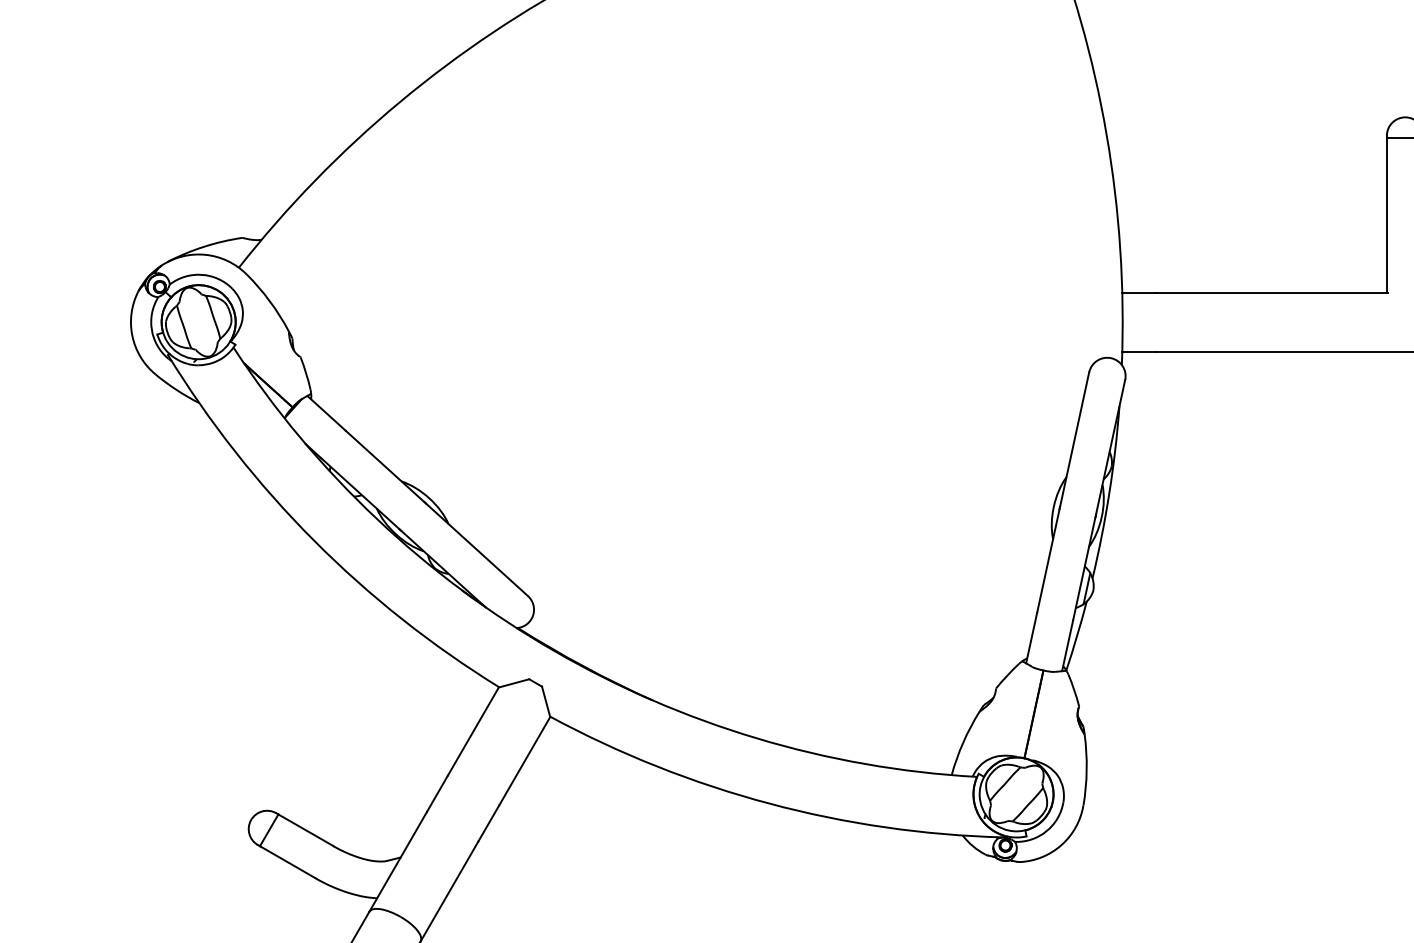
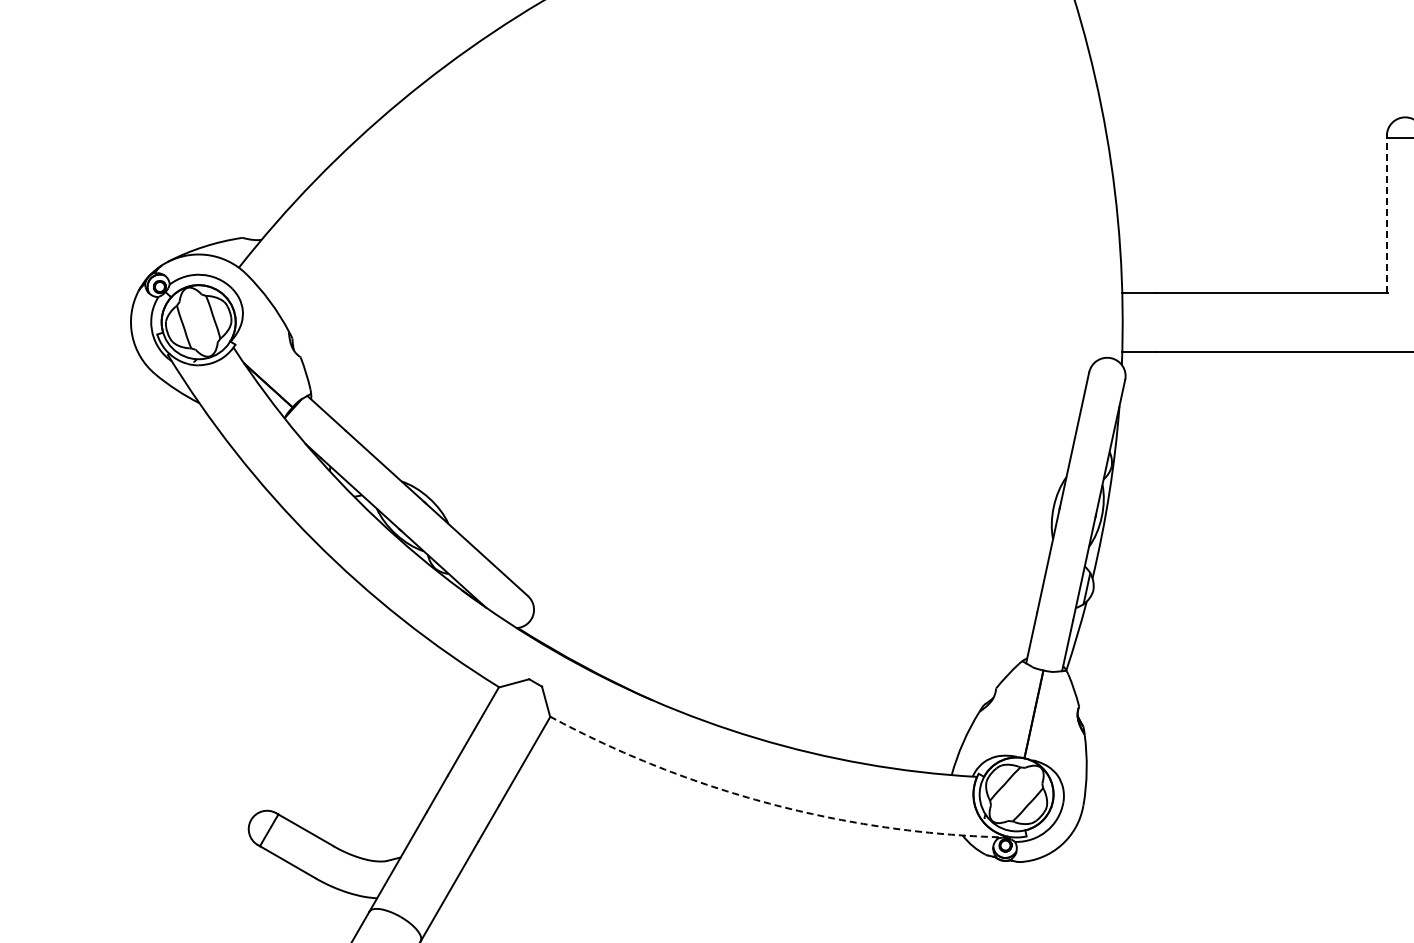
line: solid -> dashed (1386, 214)
arc: solid -> dashed (769, 803)
